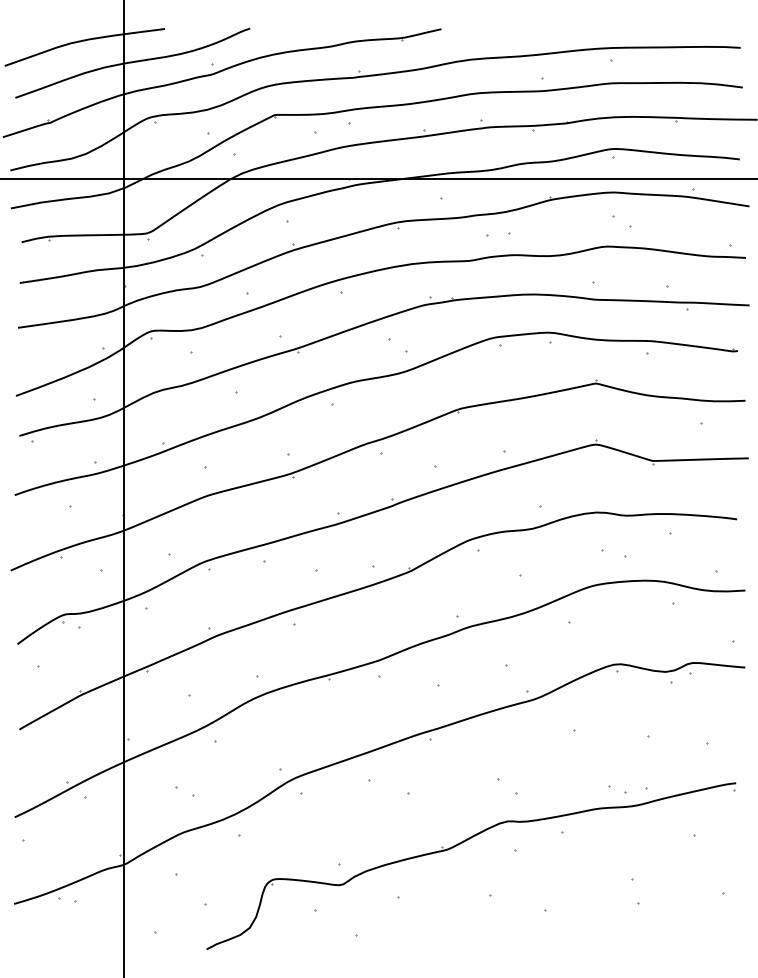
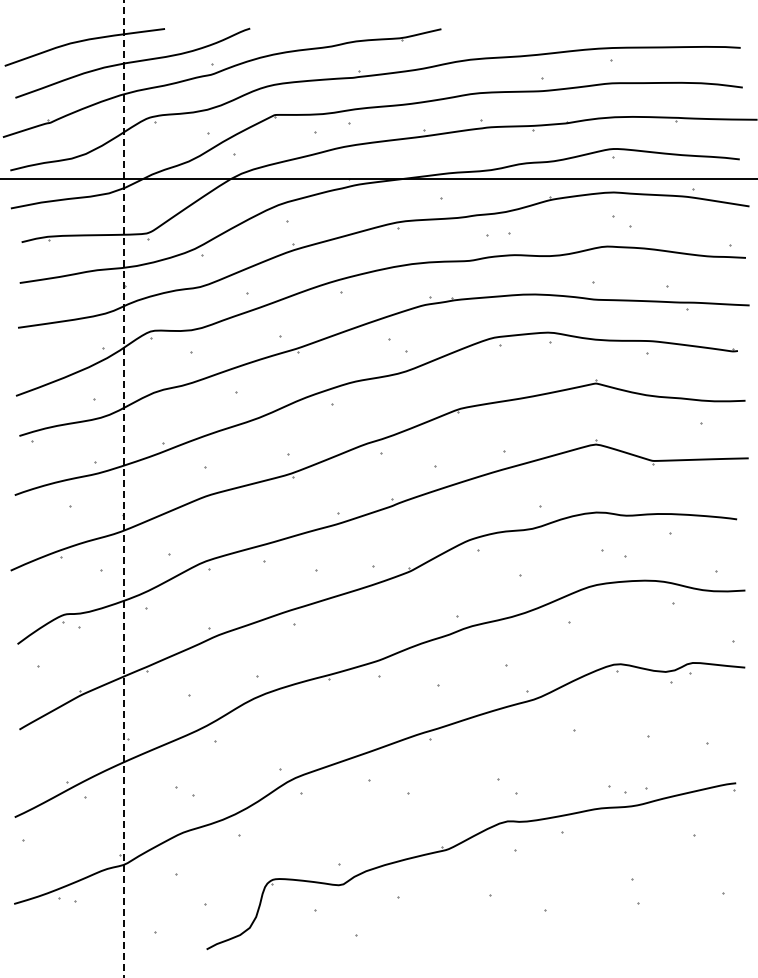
line: solid -> dashed (123, 488)
